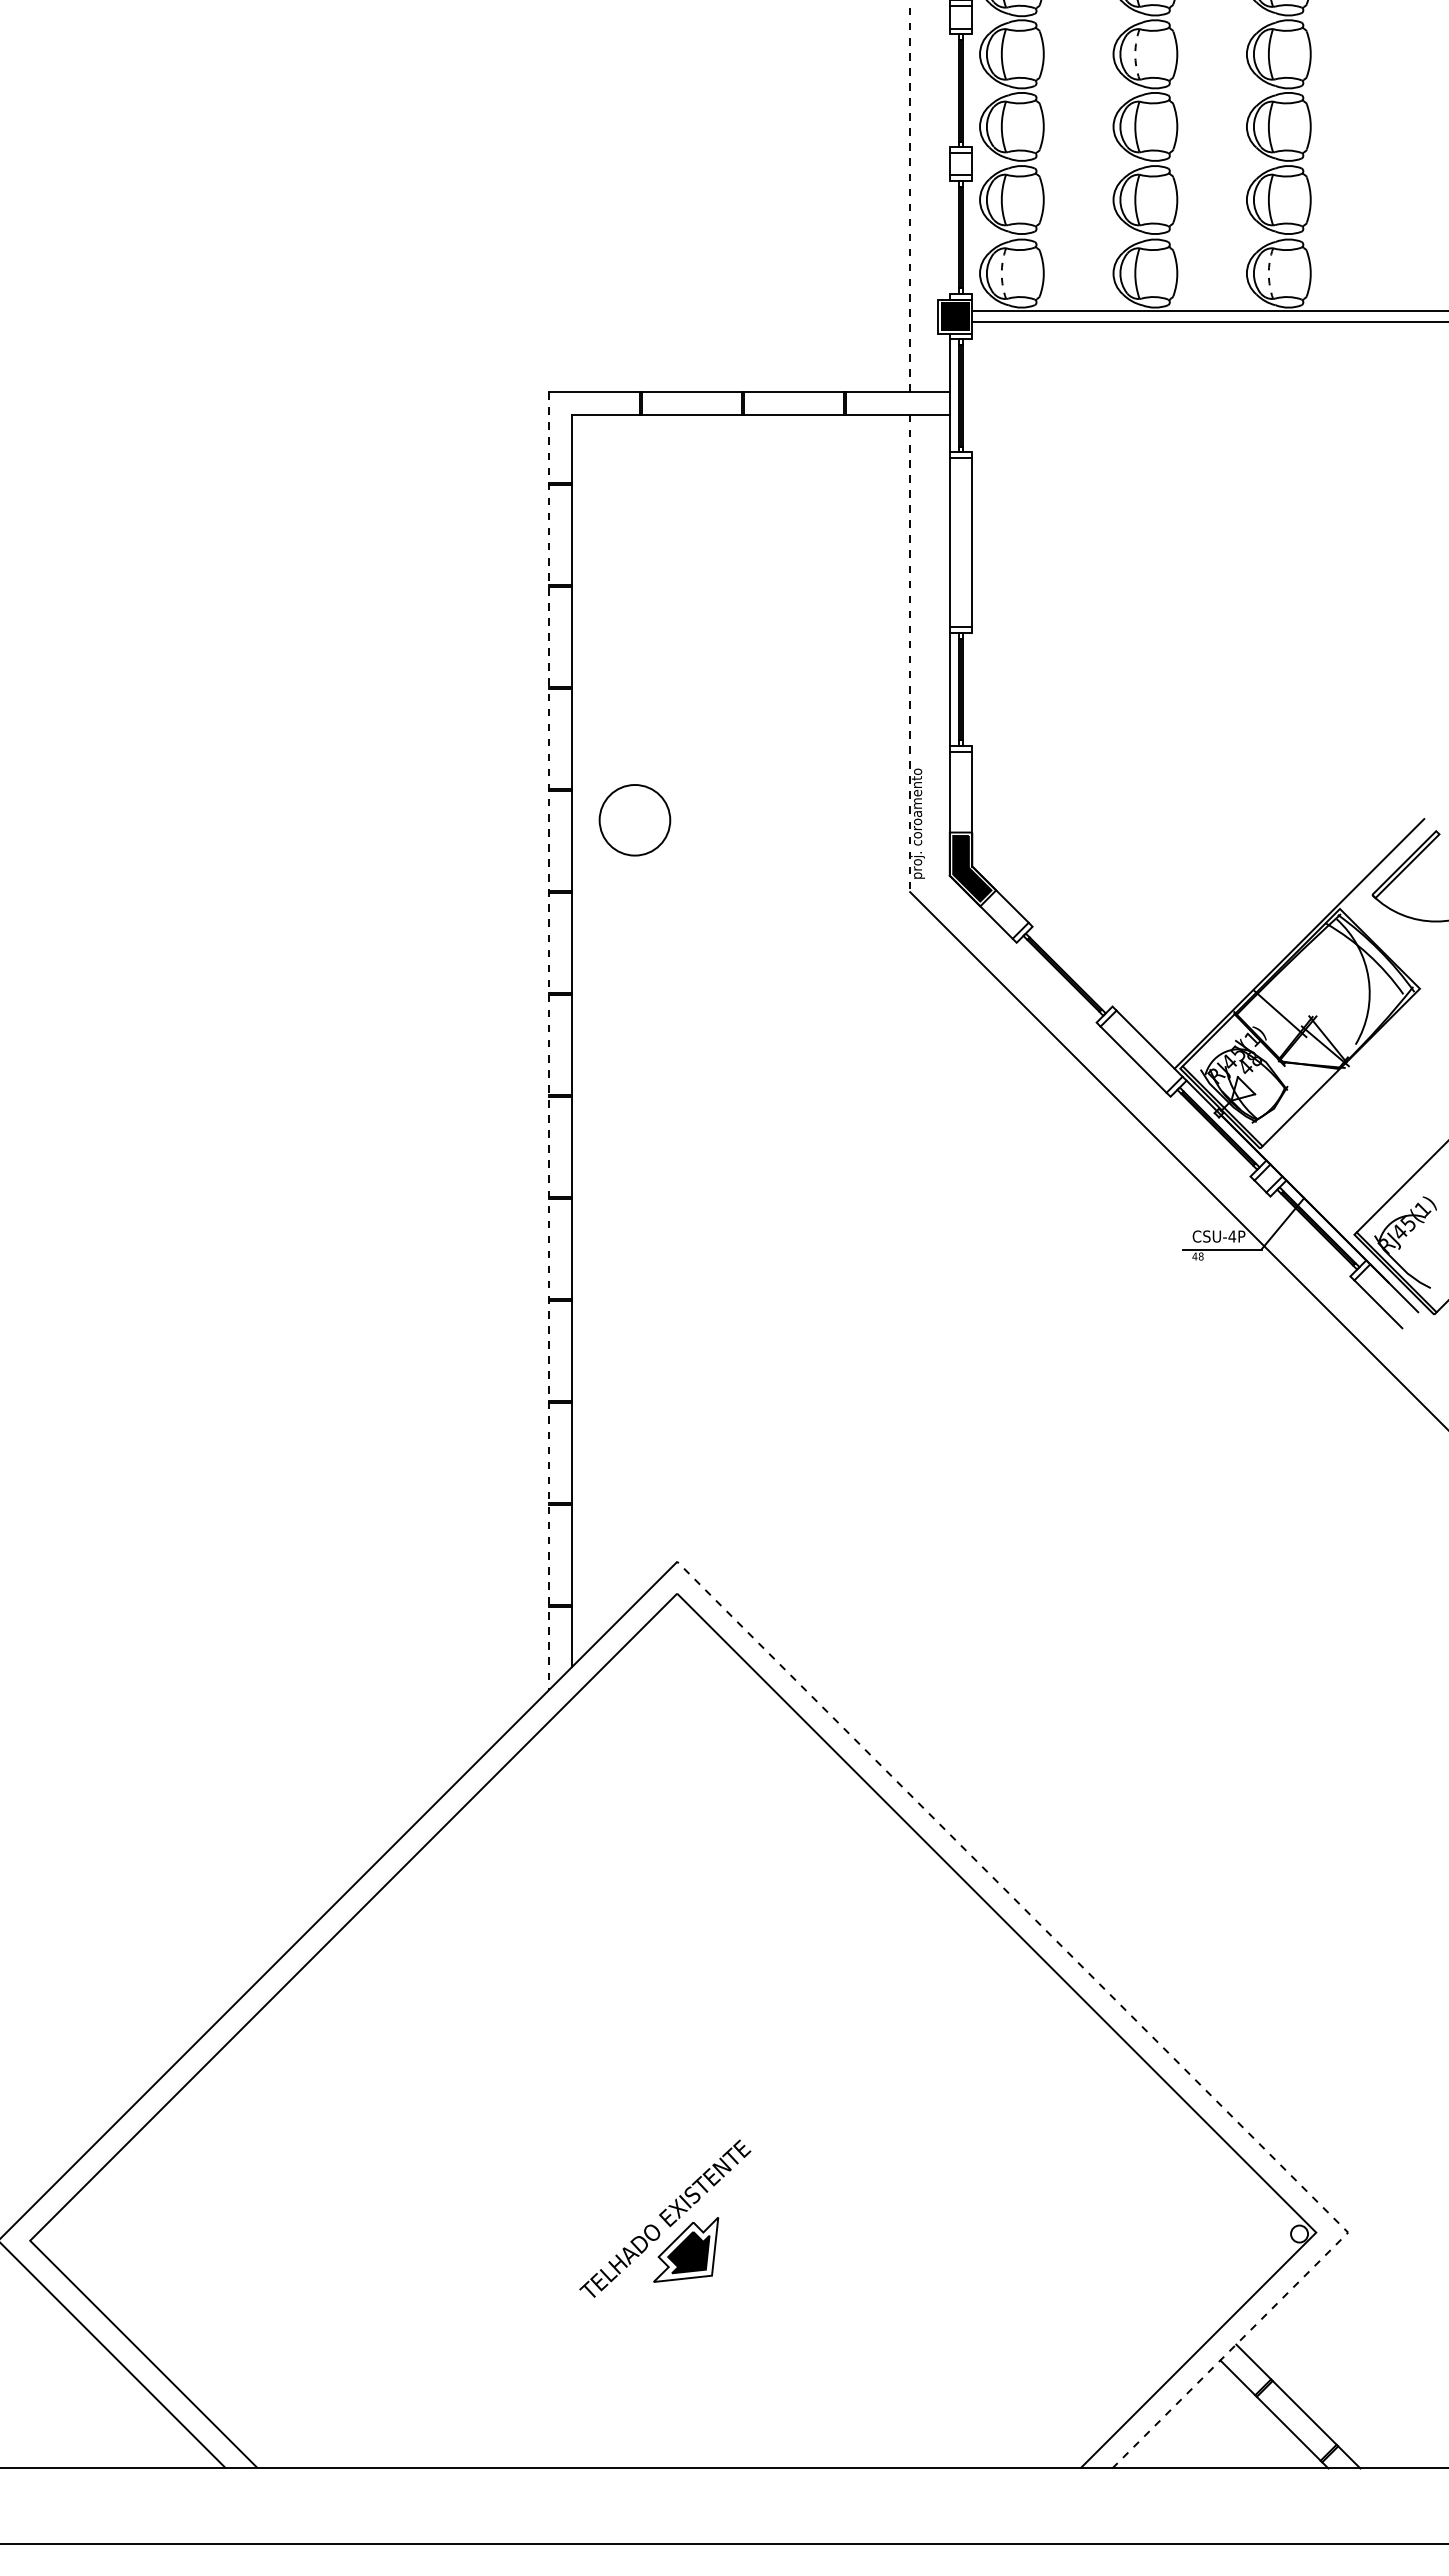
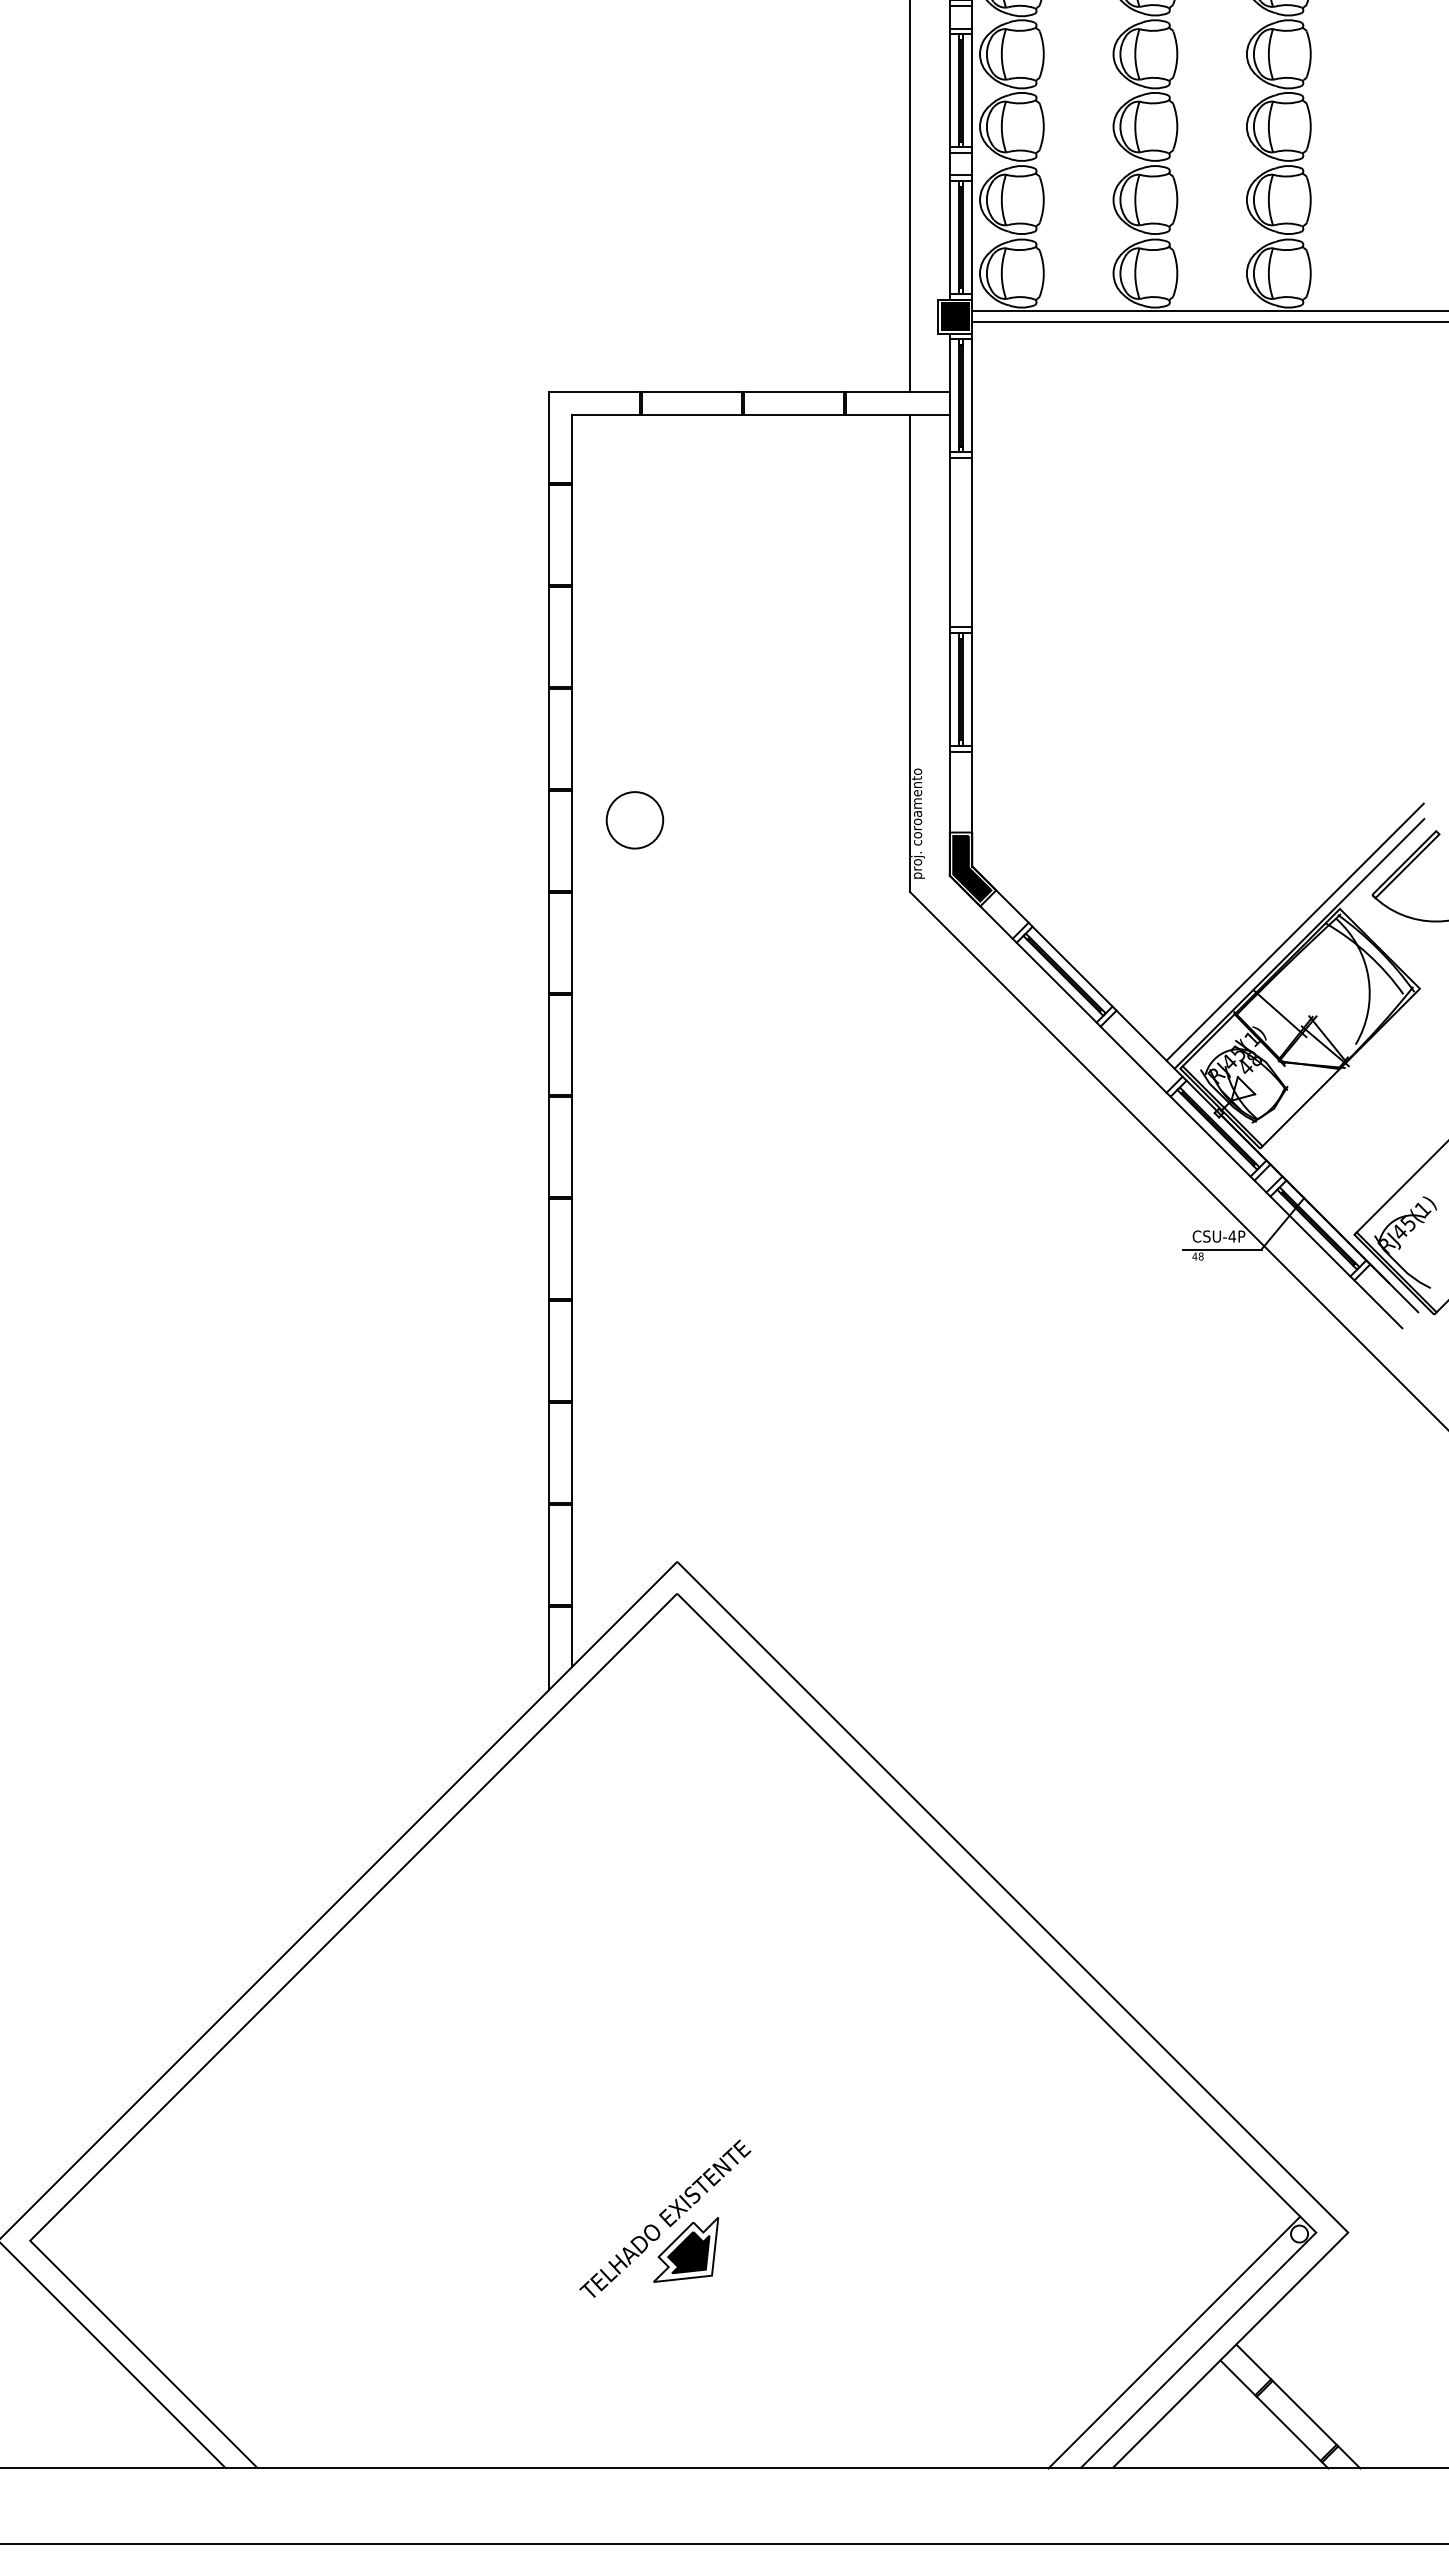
arc: dashed -> solid (1135, 54)
line: none -> present (949, 90)
line: none -> present (972, 90)
line: dashed -> solid (910, 196)
line: none -> present (949, 237)
line: none -> present (972, 237)
arc: dashed -> solid (1001, 273)
arc: dashed -> solid (1268, 273)
line: none -> present (972, 395)
line: dashed -> solid (910, 653)
line: none -> present (972, 688)
circle size: 74x73 px -> 60x59 px (634, 820)
line: none -> present (1294, 931)
line: none -> present (1072, 966)
line: none -> present (1056, 982)
line: dashed -> solid (549, 1040)
line: none -> present (1210, 1136)
line: none -> present (1310, 1236)
line: dashed -> solid (1131, 2015)
line: none -> present (1174, 2342)
